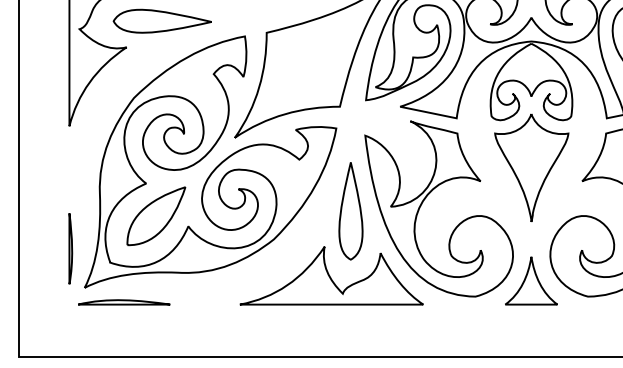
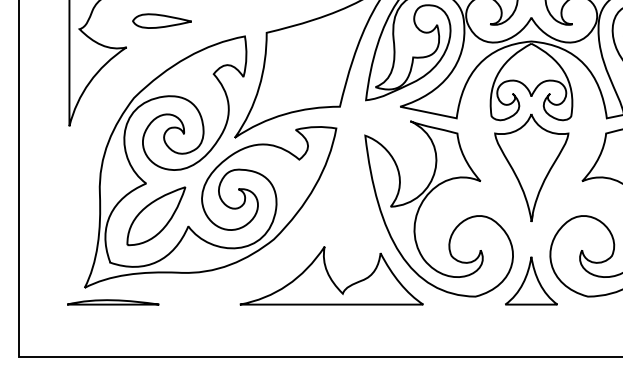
part size: 100x26 px -> 60x16 px (161, 20)
part: present -> none (350, 211)
part: present -> none (70, 248)
part position: (124, 302) -> (113, 302) (113, 302)
